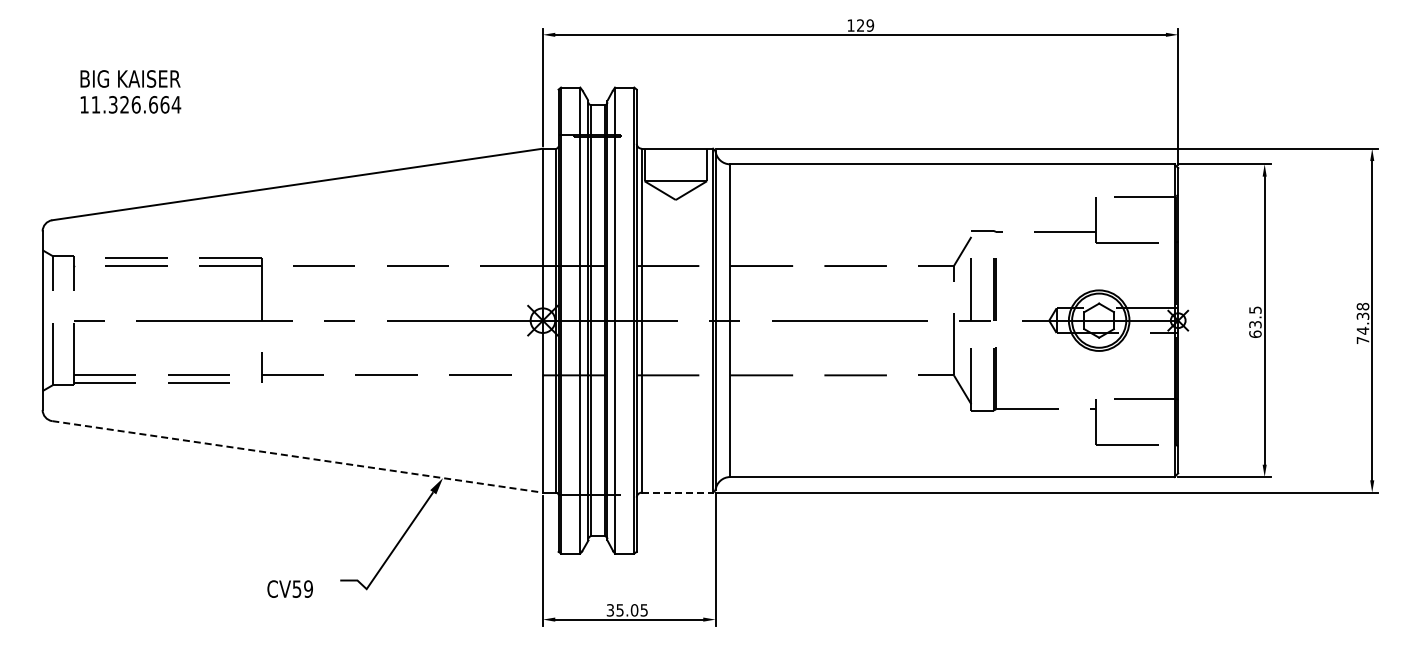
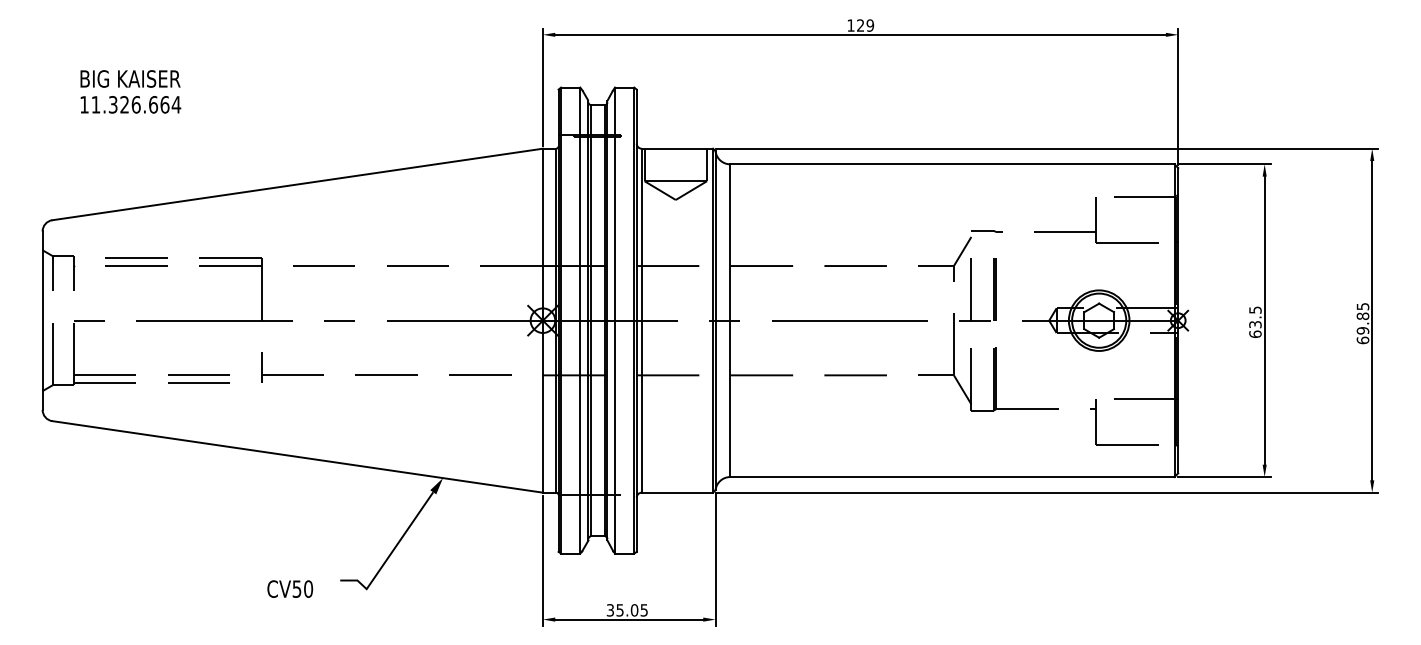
text: 74.38 -> 69.85 (1362, 323)
line: dashed -> solid (297, 456)
line: dashed -> solid (677, 492)
text: CV59 -> CV50 (308, 588)
